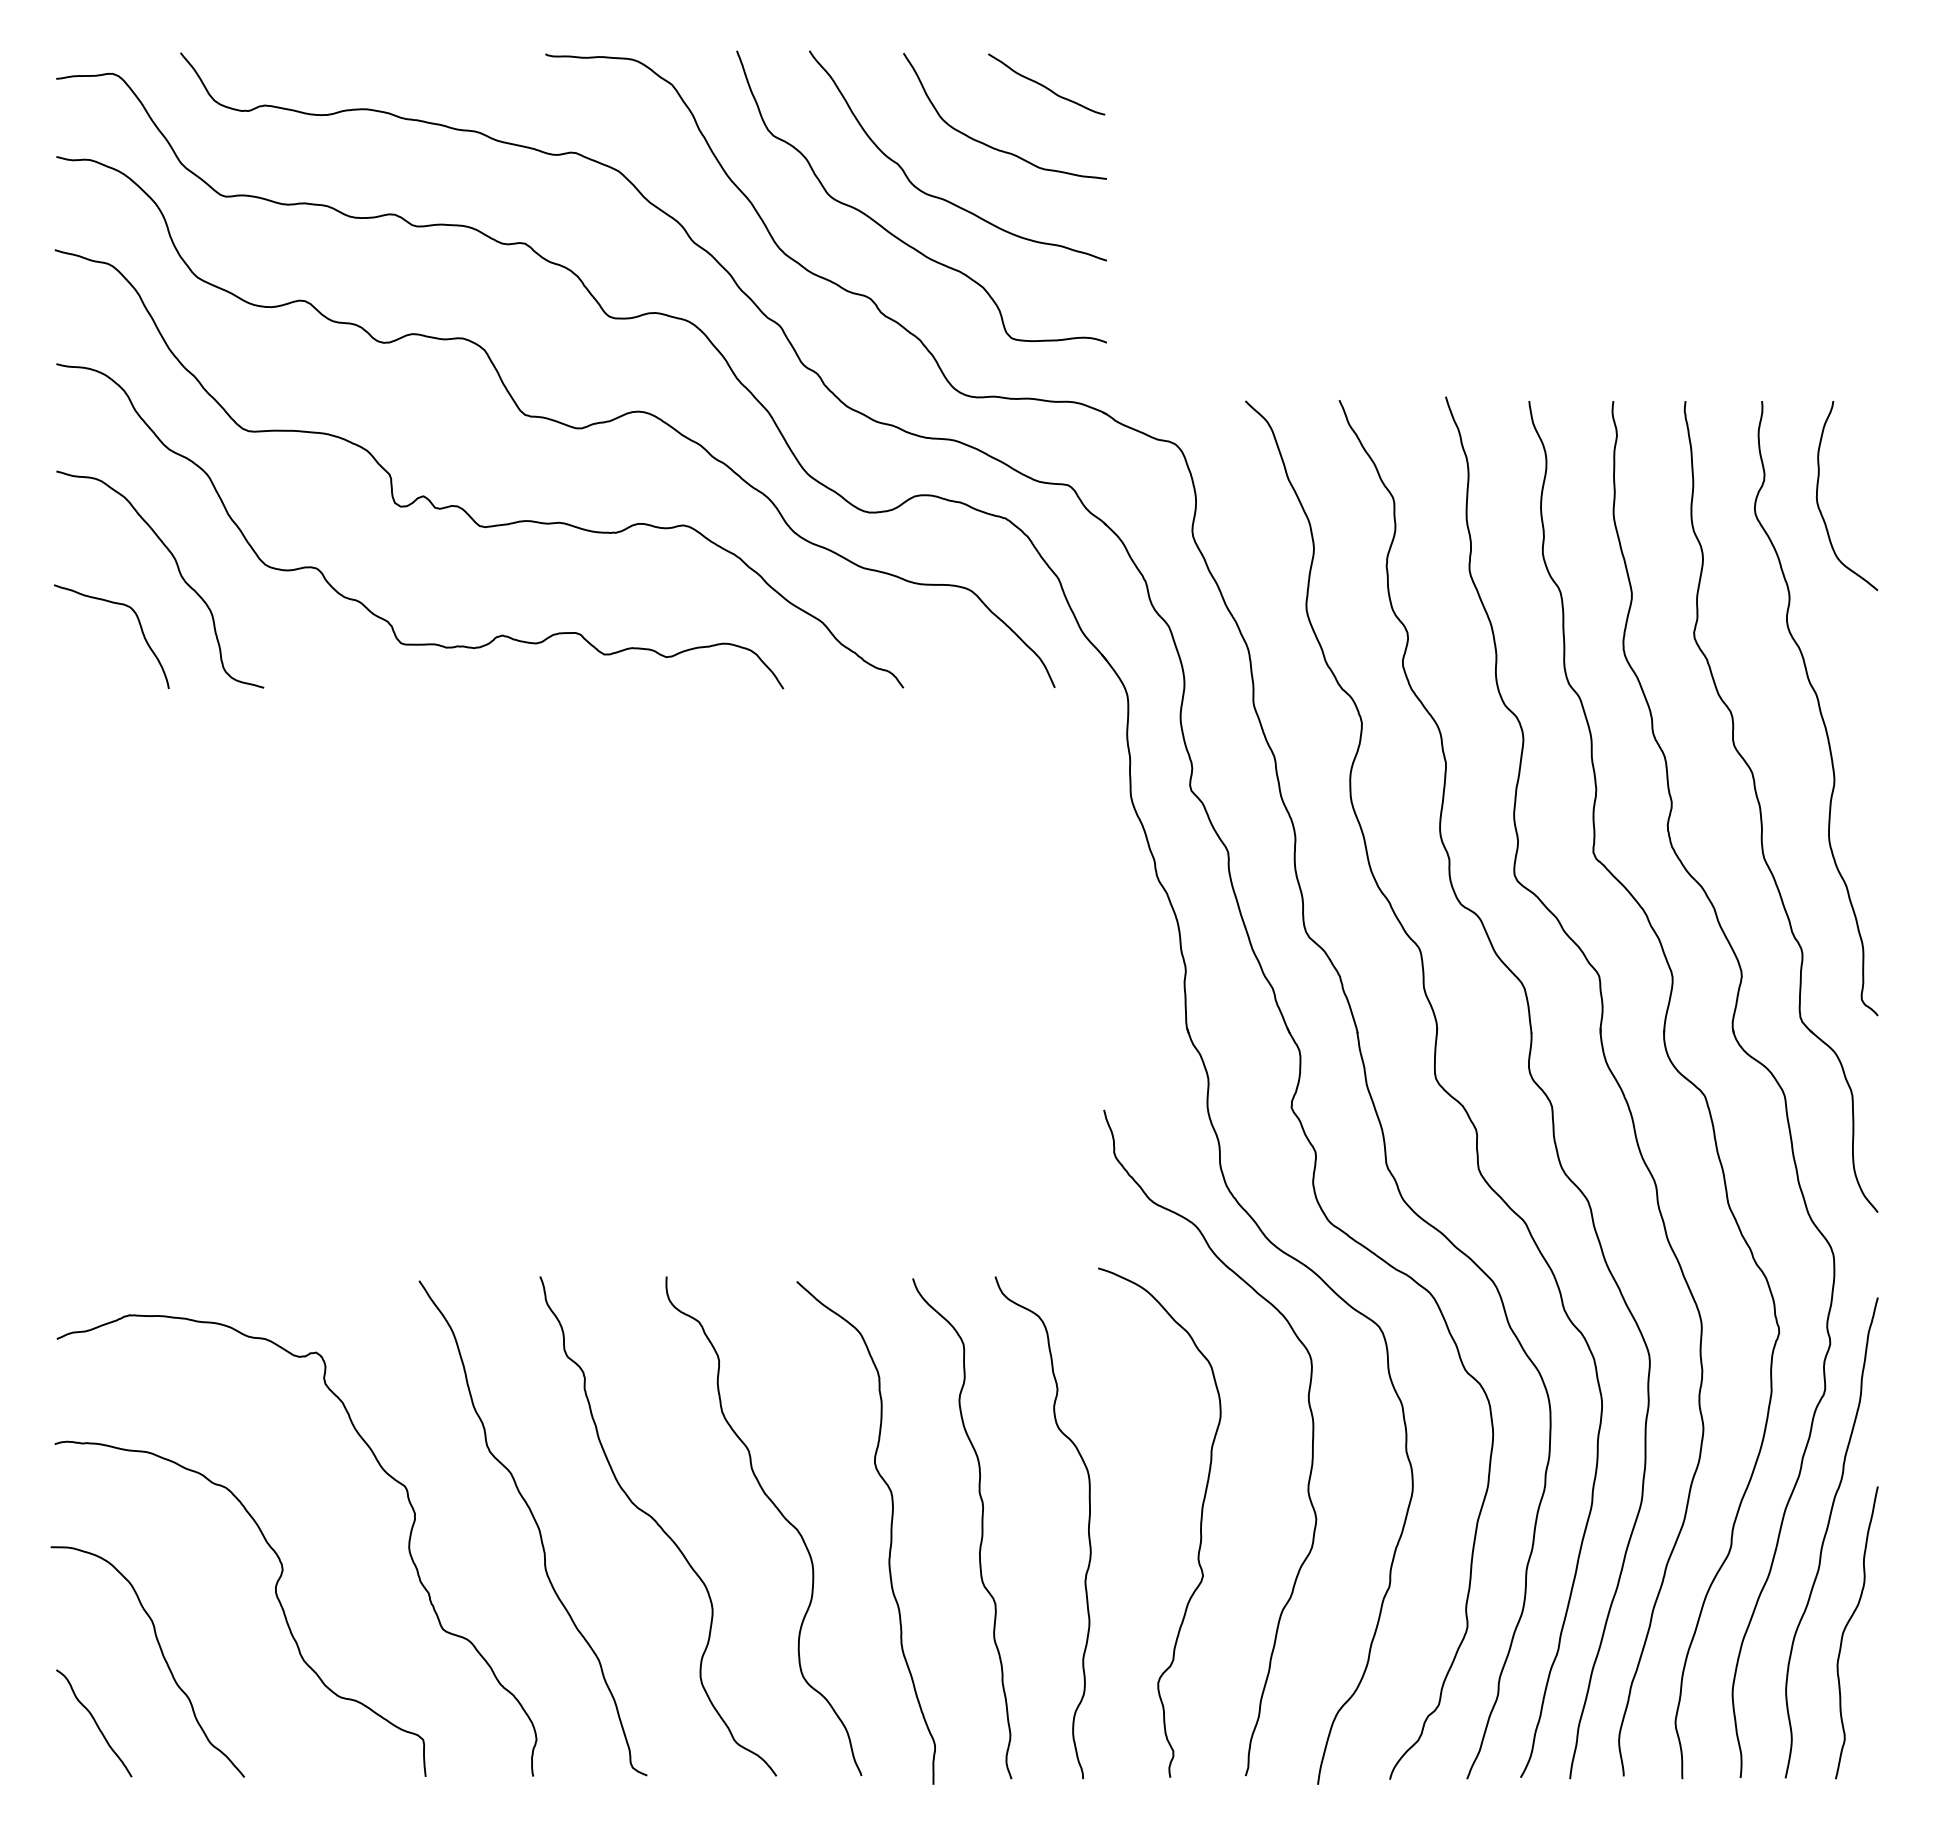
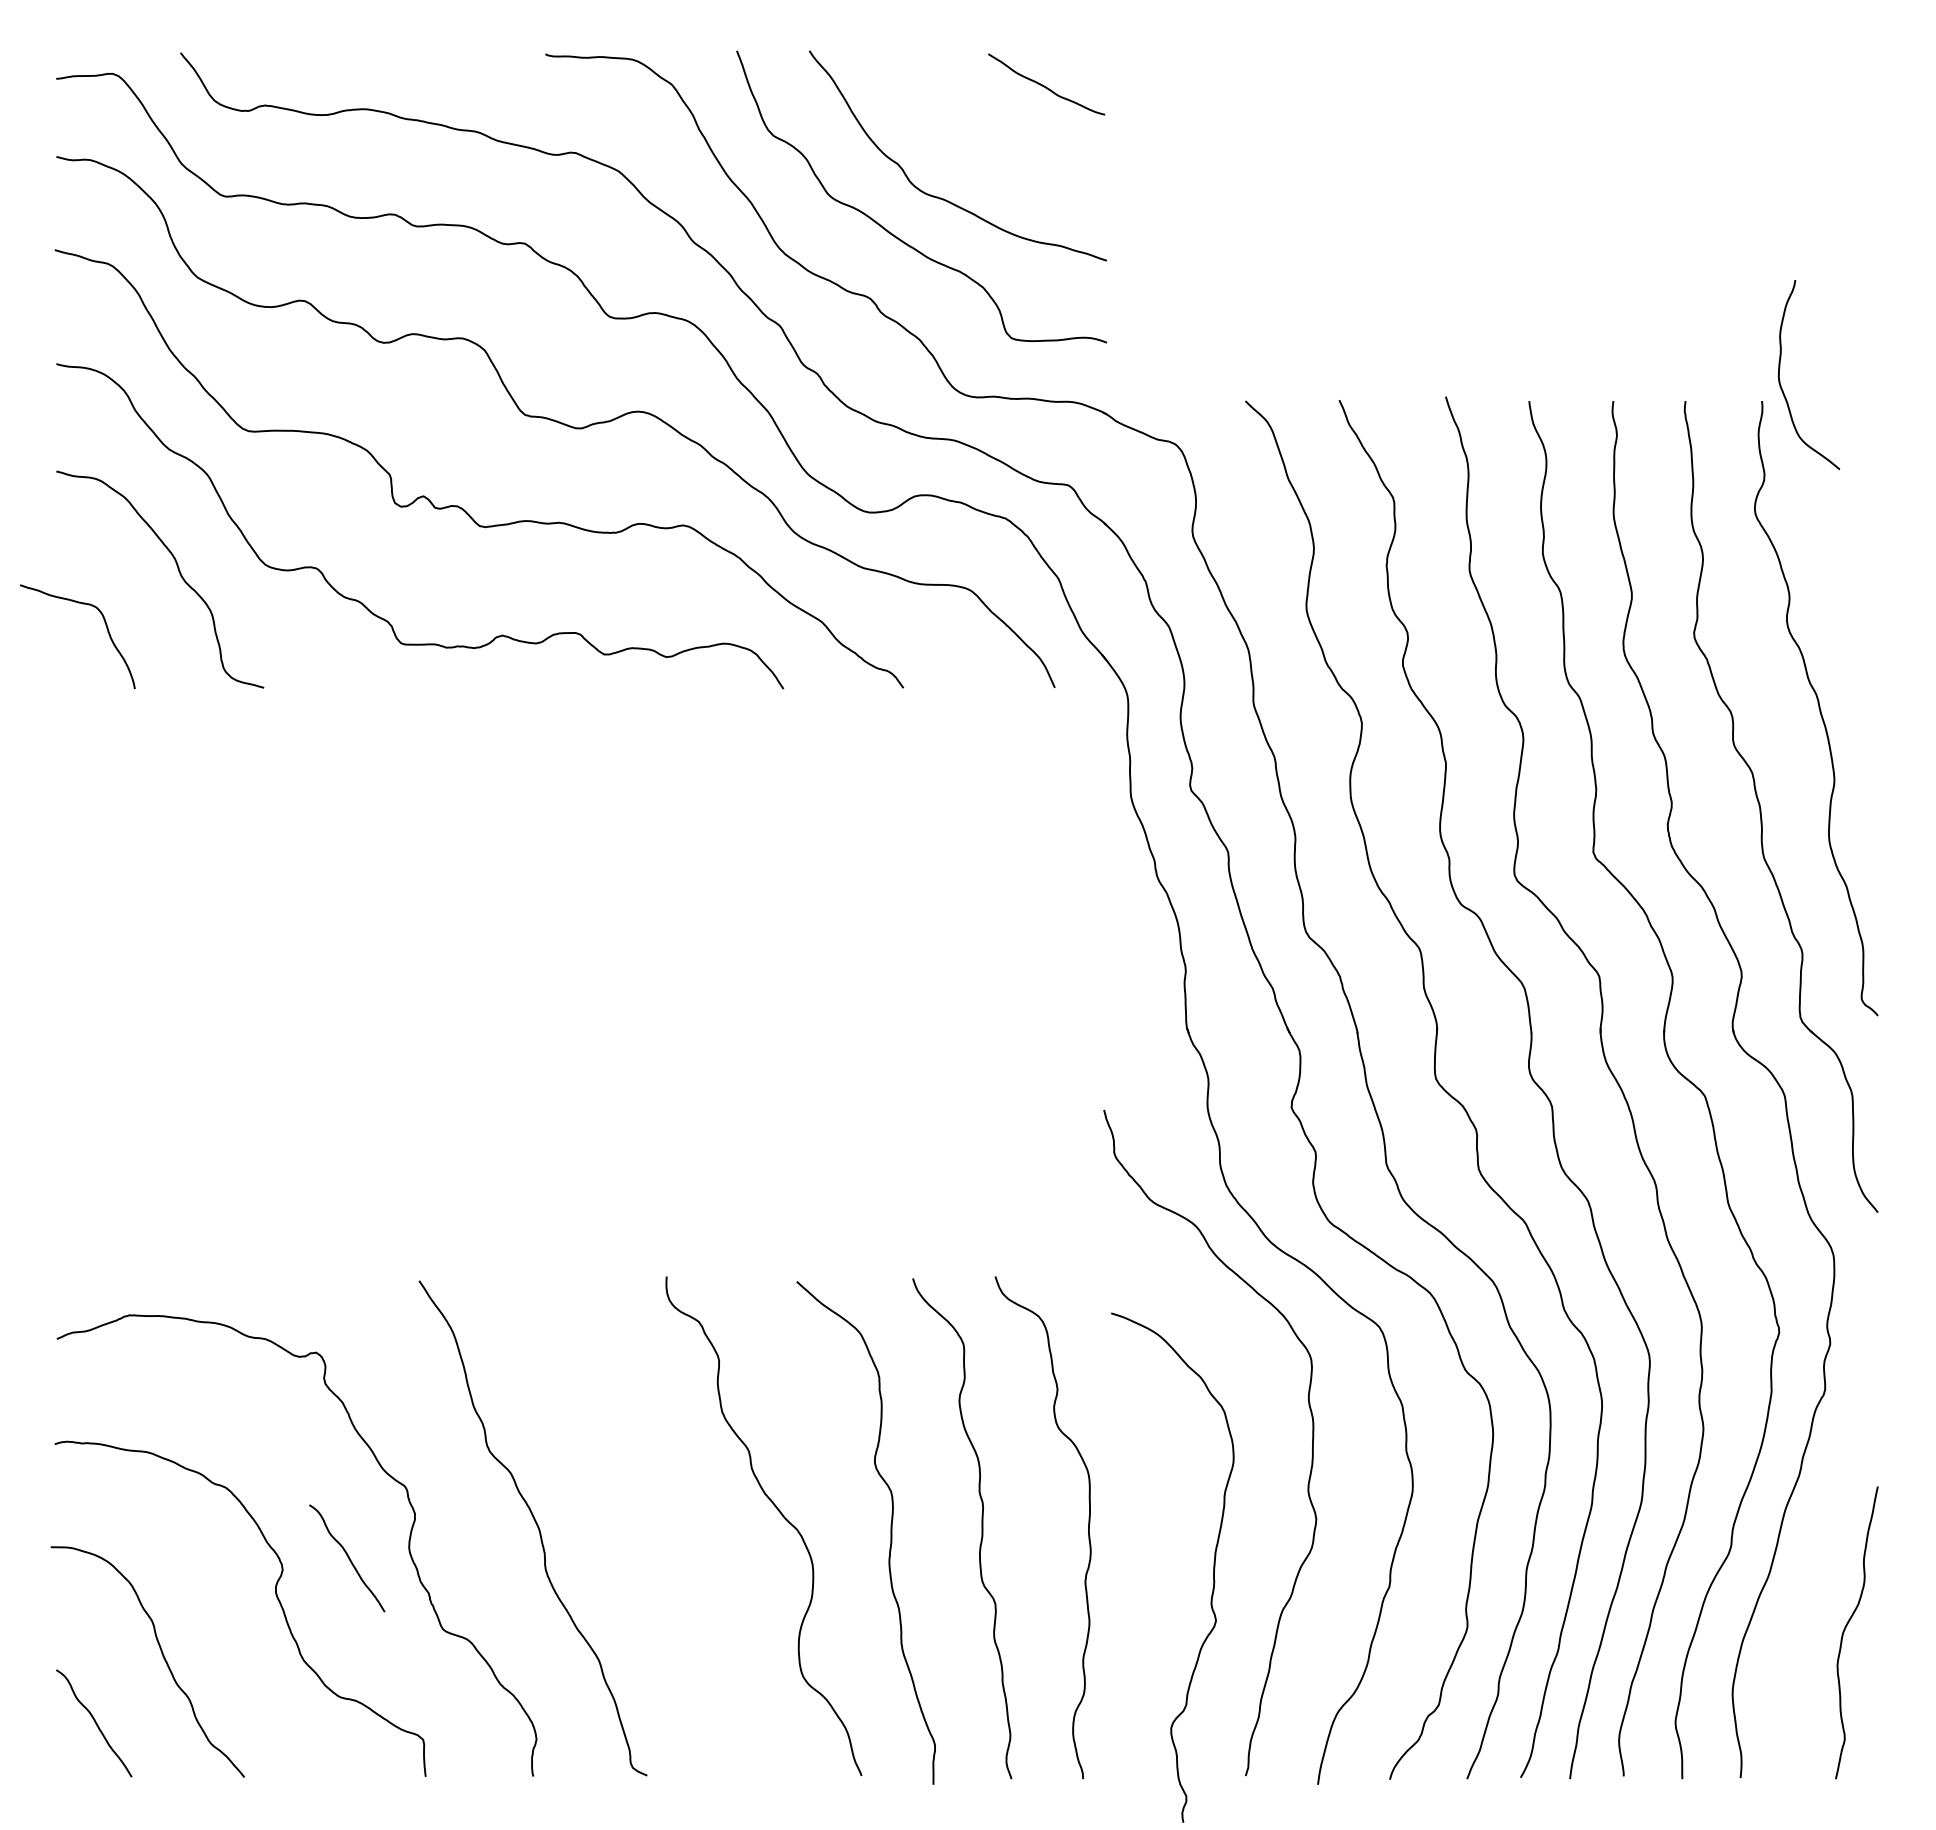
curve: present -> none (992, 146)
curve position: (1818, 501) -> (1780, 380) (1780, 380)
curve position: (139, 625) -> (105, 625) (105, 625)
curve position: (1200, 1522) -> (1213, 1567) (1213, 1567)
curve: present -> none (658, 1526)
curve: present -> none (1826, 1535)
curve: none -> present (347, 1557)
